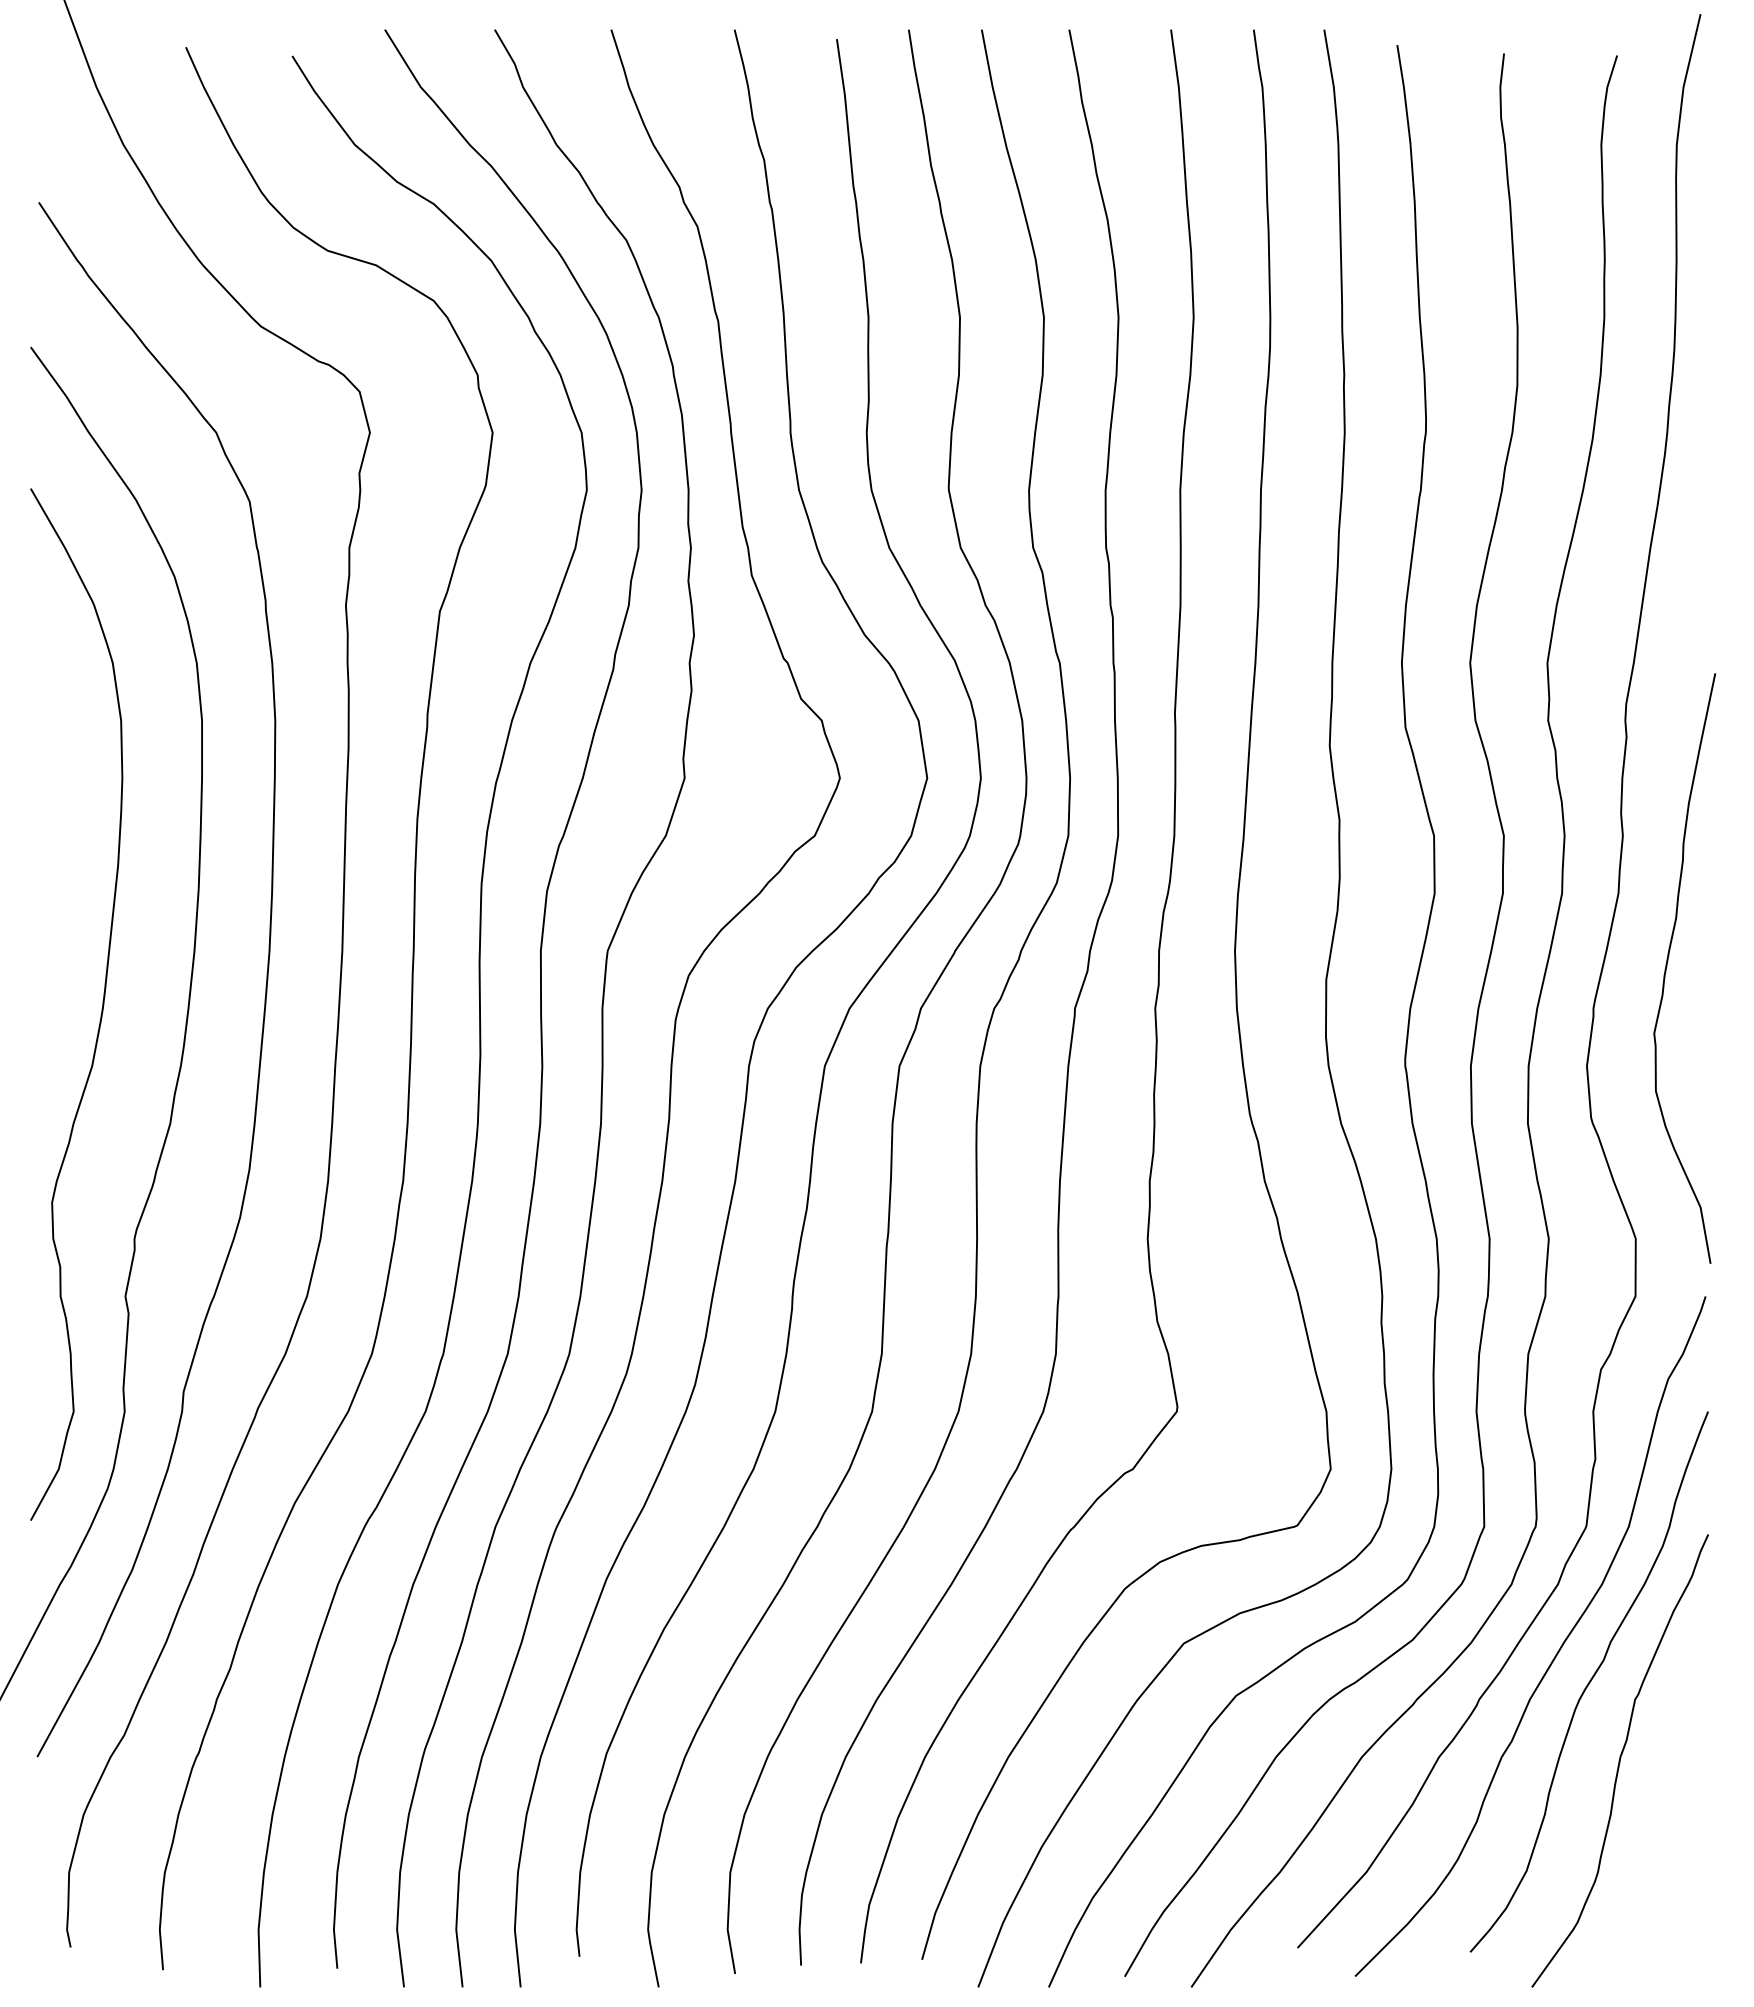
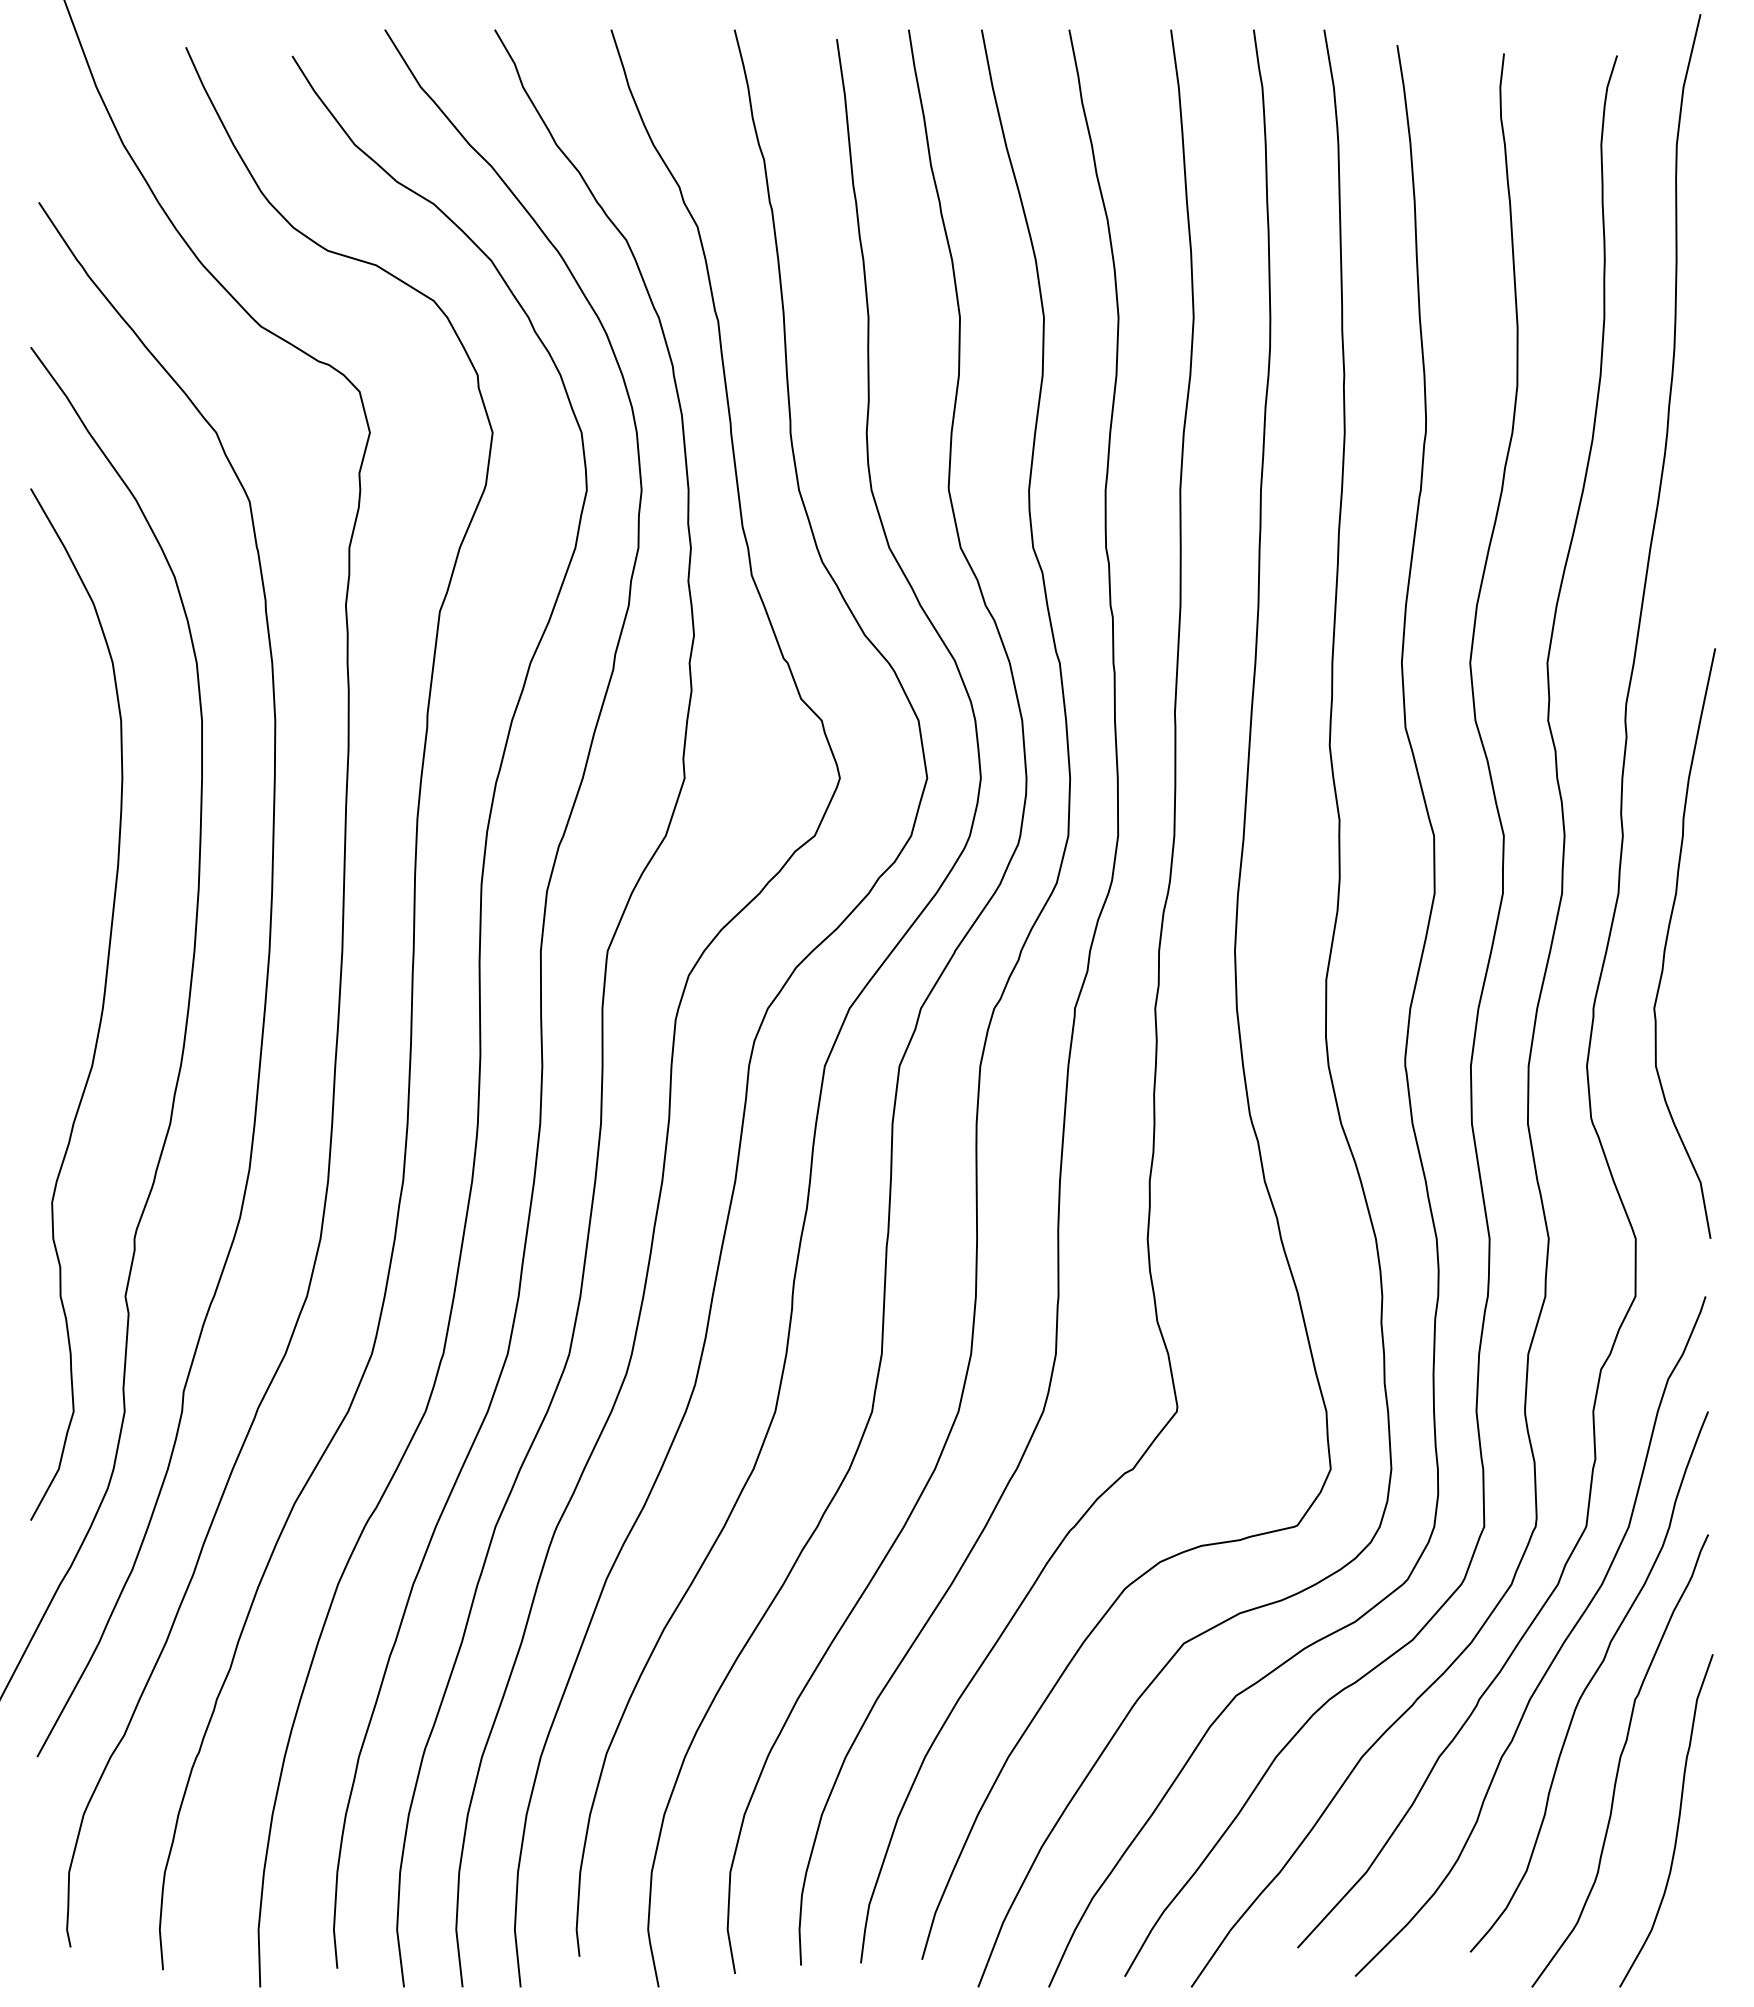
curve position: (1667, 966) -> (1667, 941) (1667, 941)
curve: none -> present (1677, 1821)
